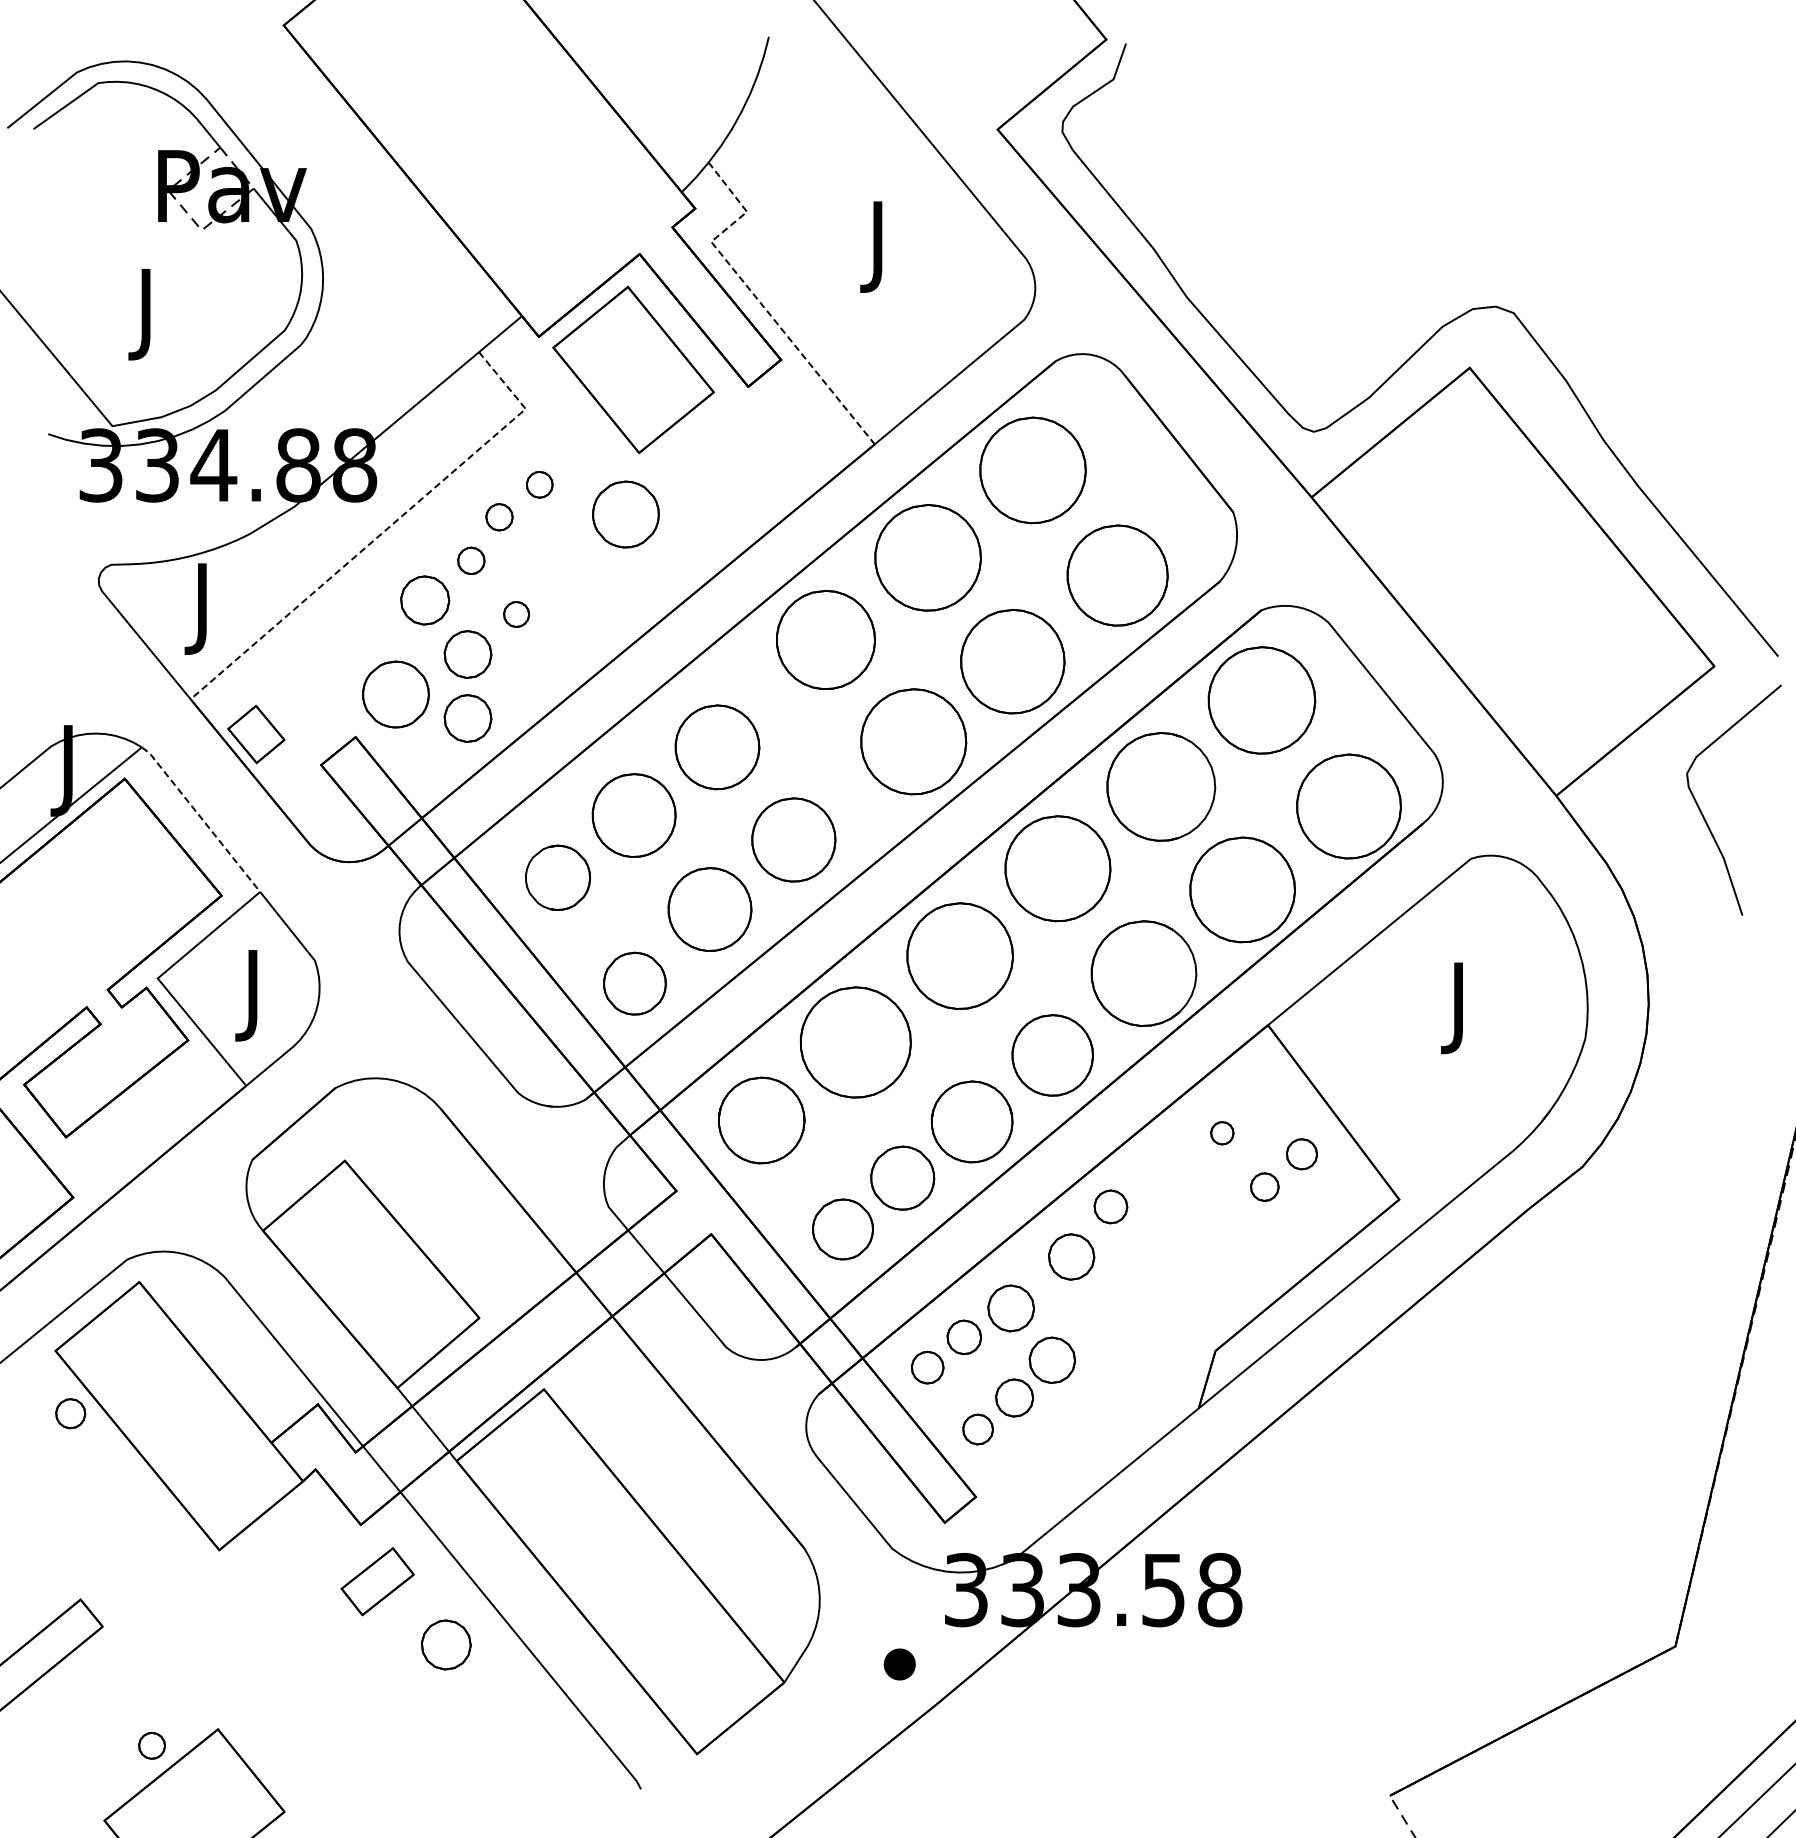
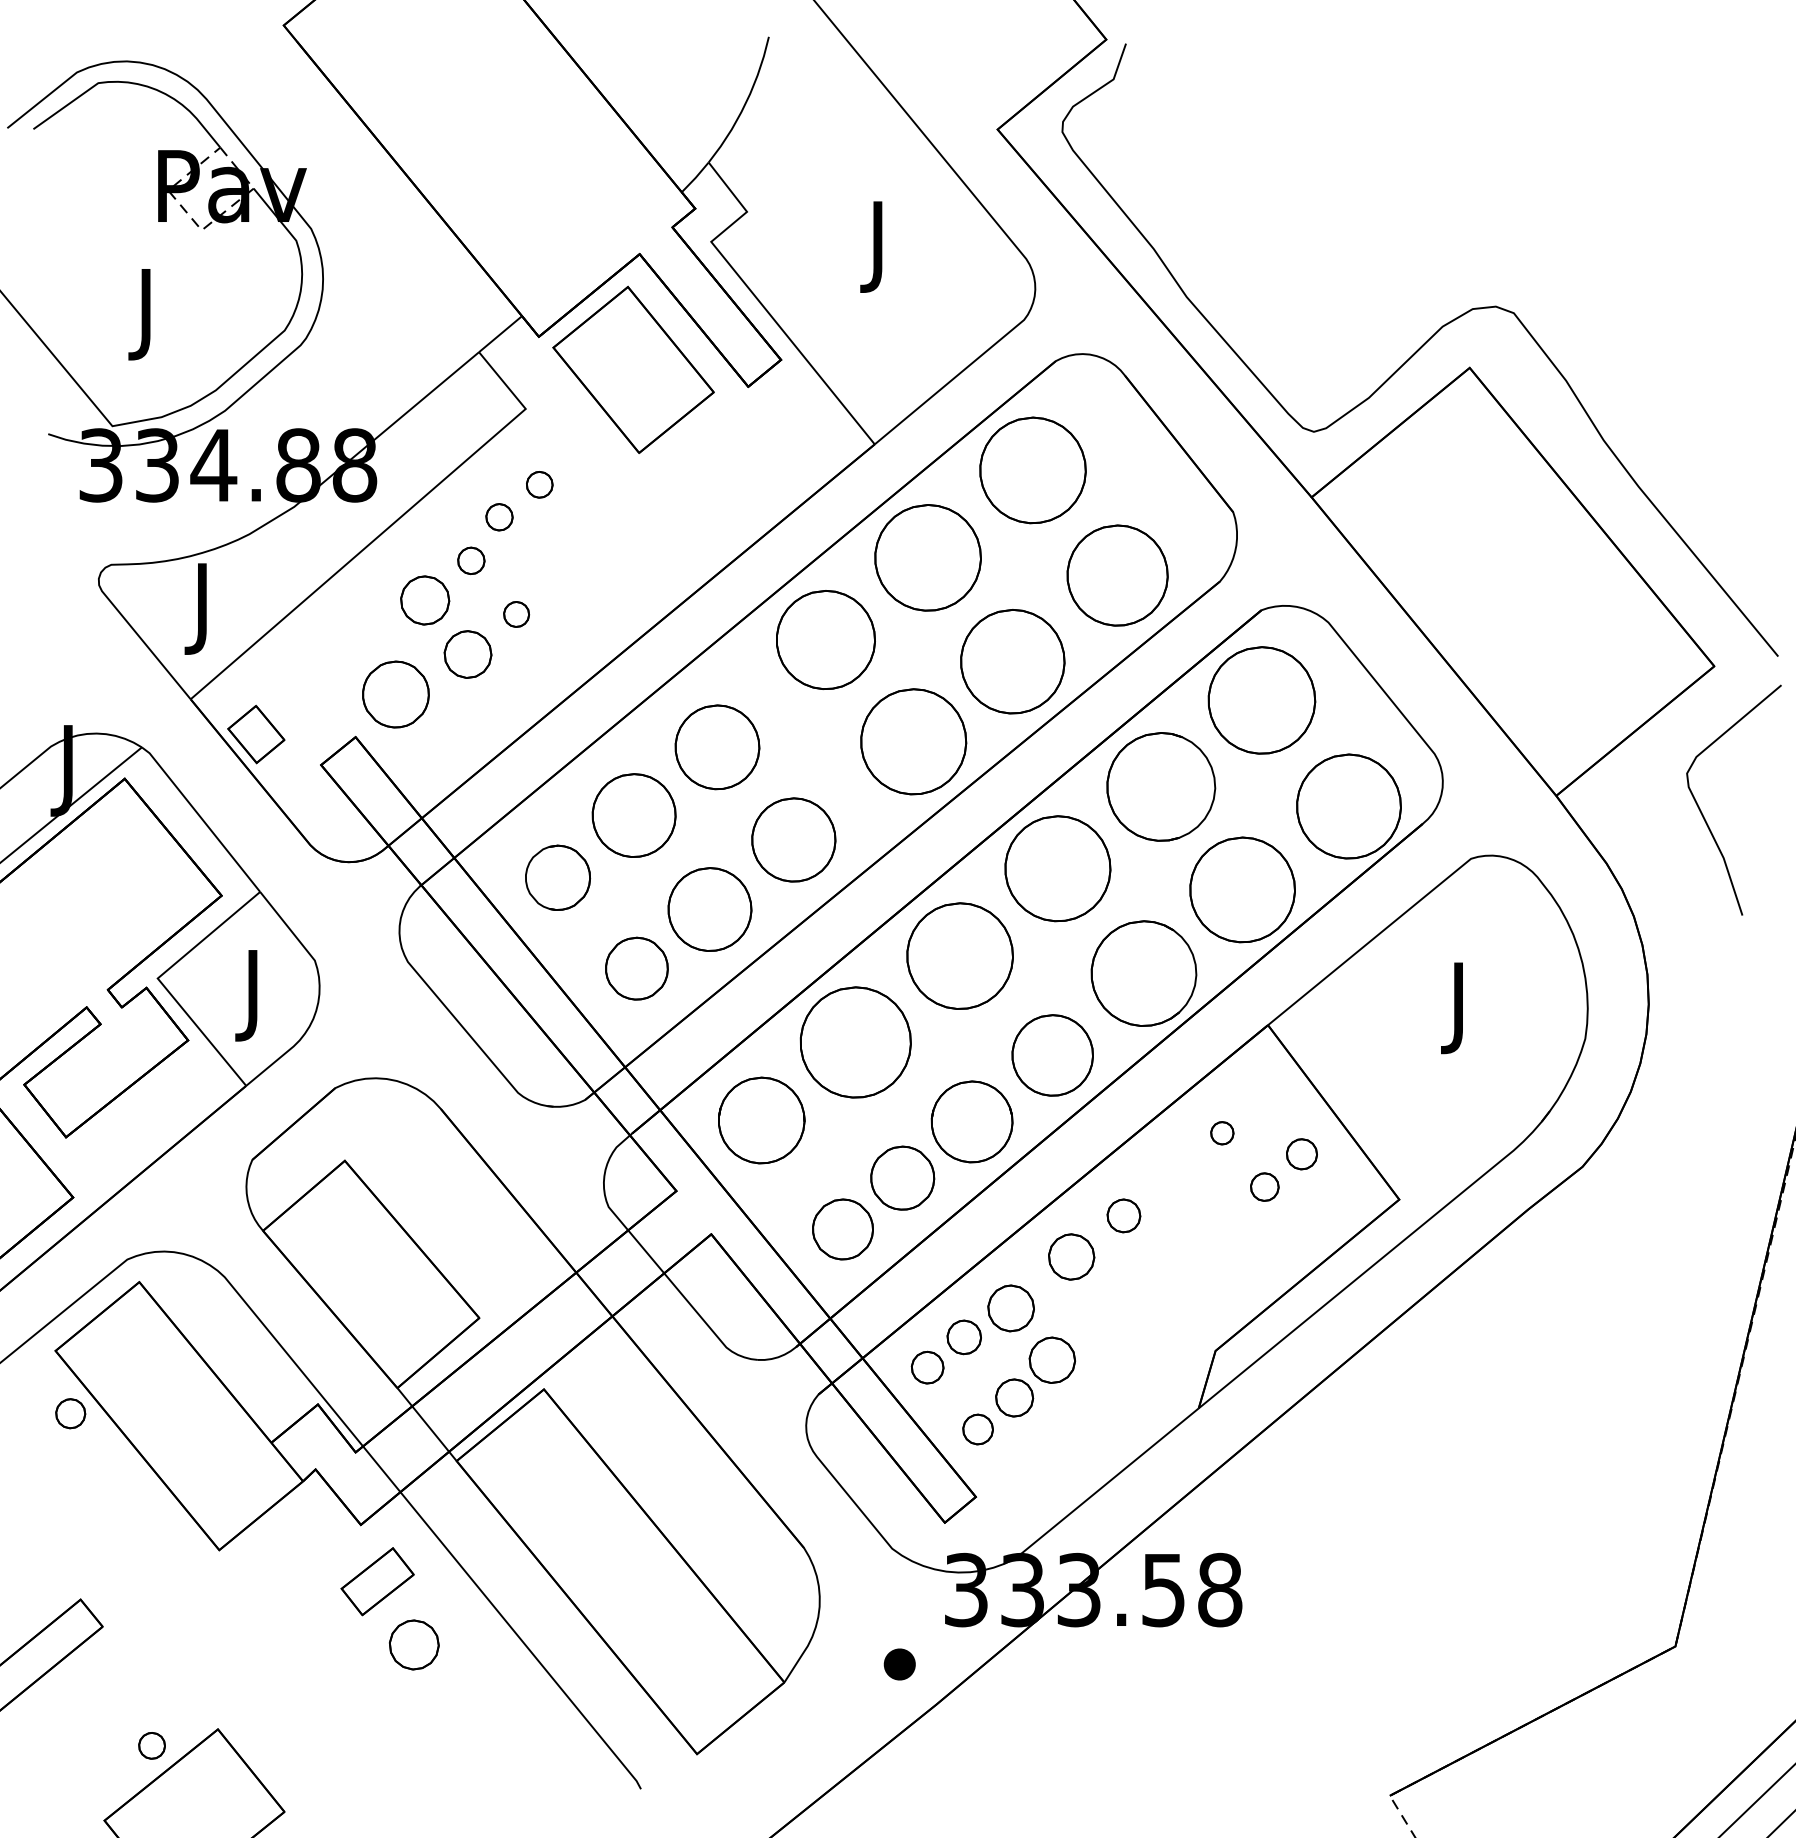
line: dashed -> solid (758, 300)
part: present -> none (625, 514)
line: dashed -> solid (386, 529)
part: present -> none (467, 718)
line: dashed -> solid (201, 818)
part position: (634, 983) -> (636, 968) (636, 968)
part position: (1110, 1206) -> (1123, 1215) (1123, 1215)
part position: (446, 1644) -> (414, 1644) (414, 1644)
